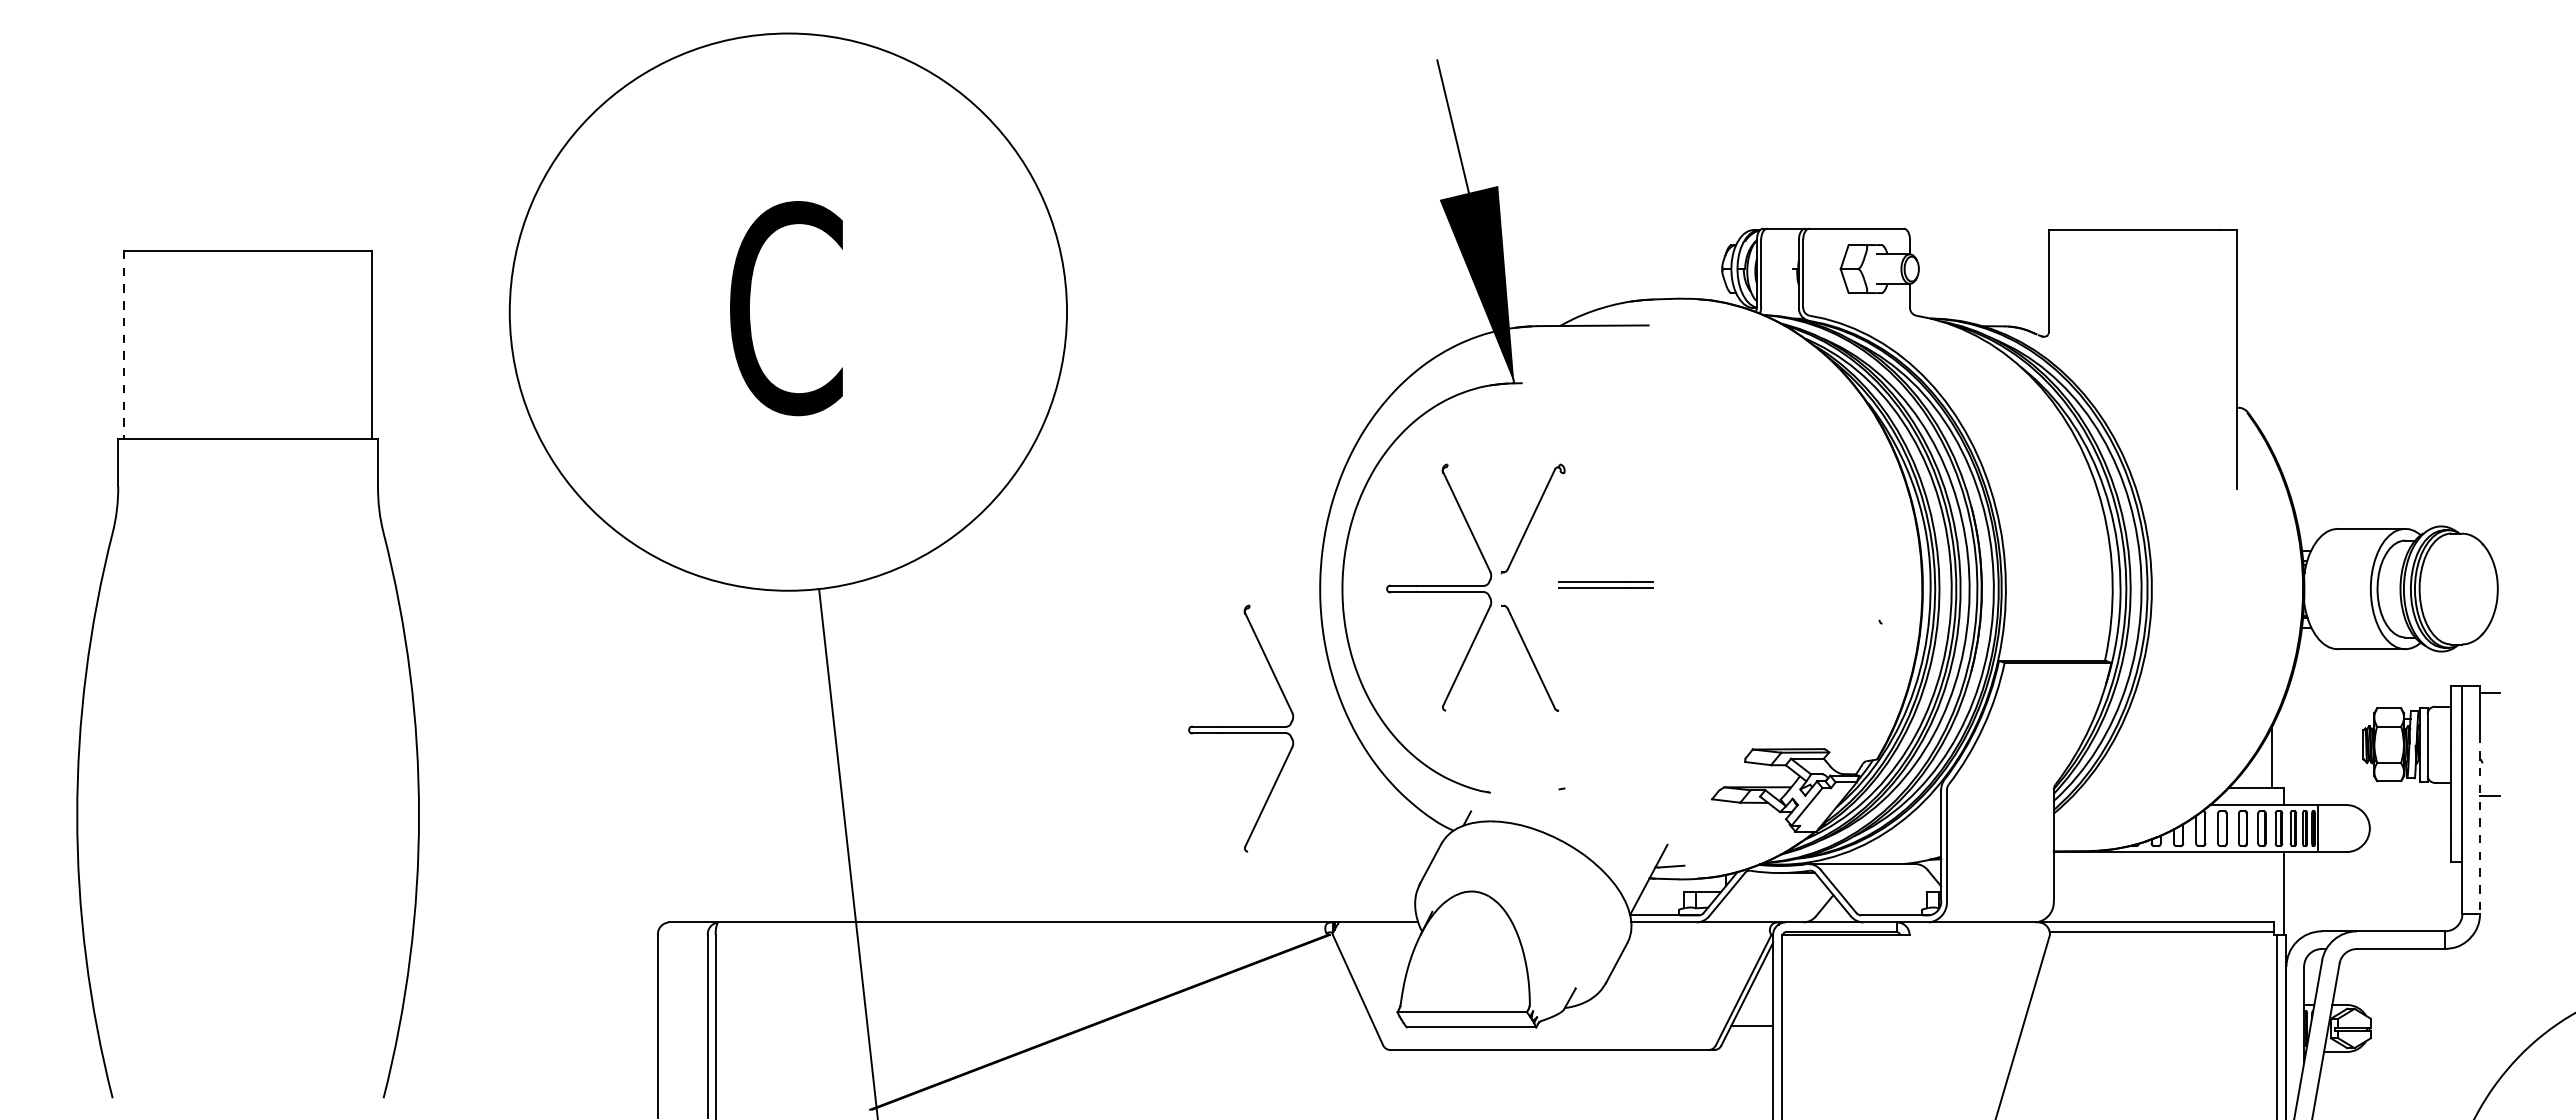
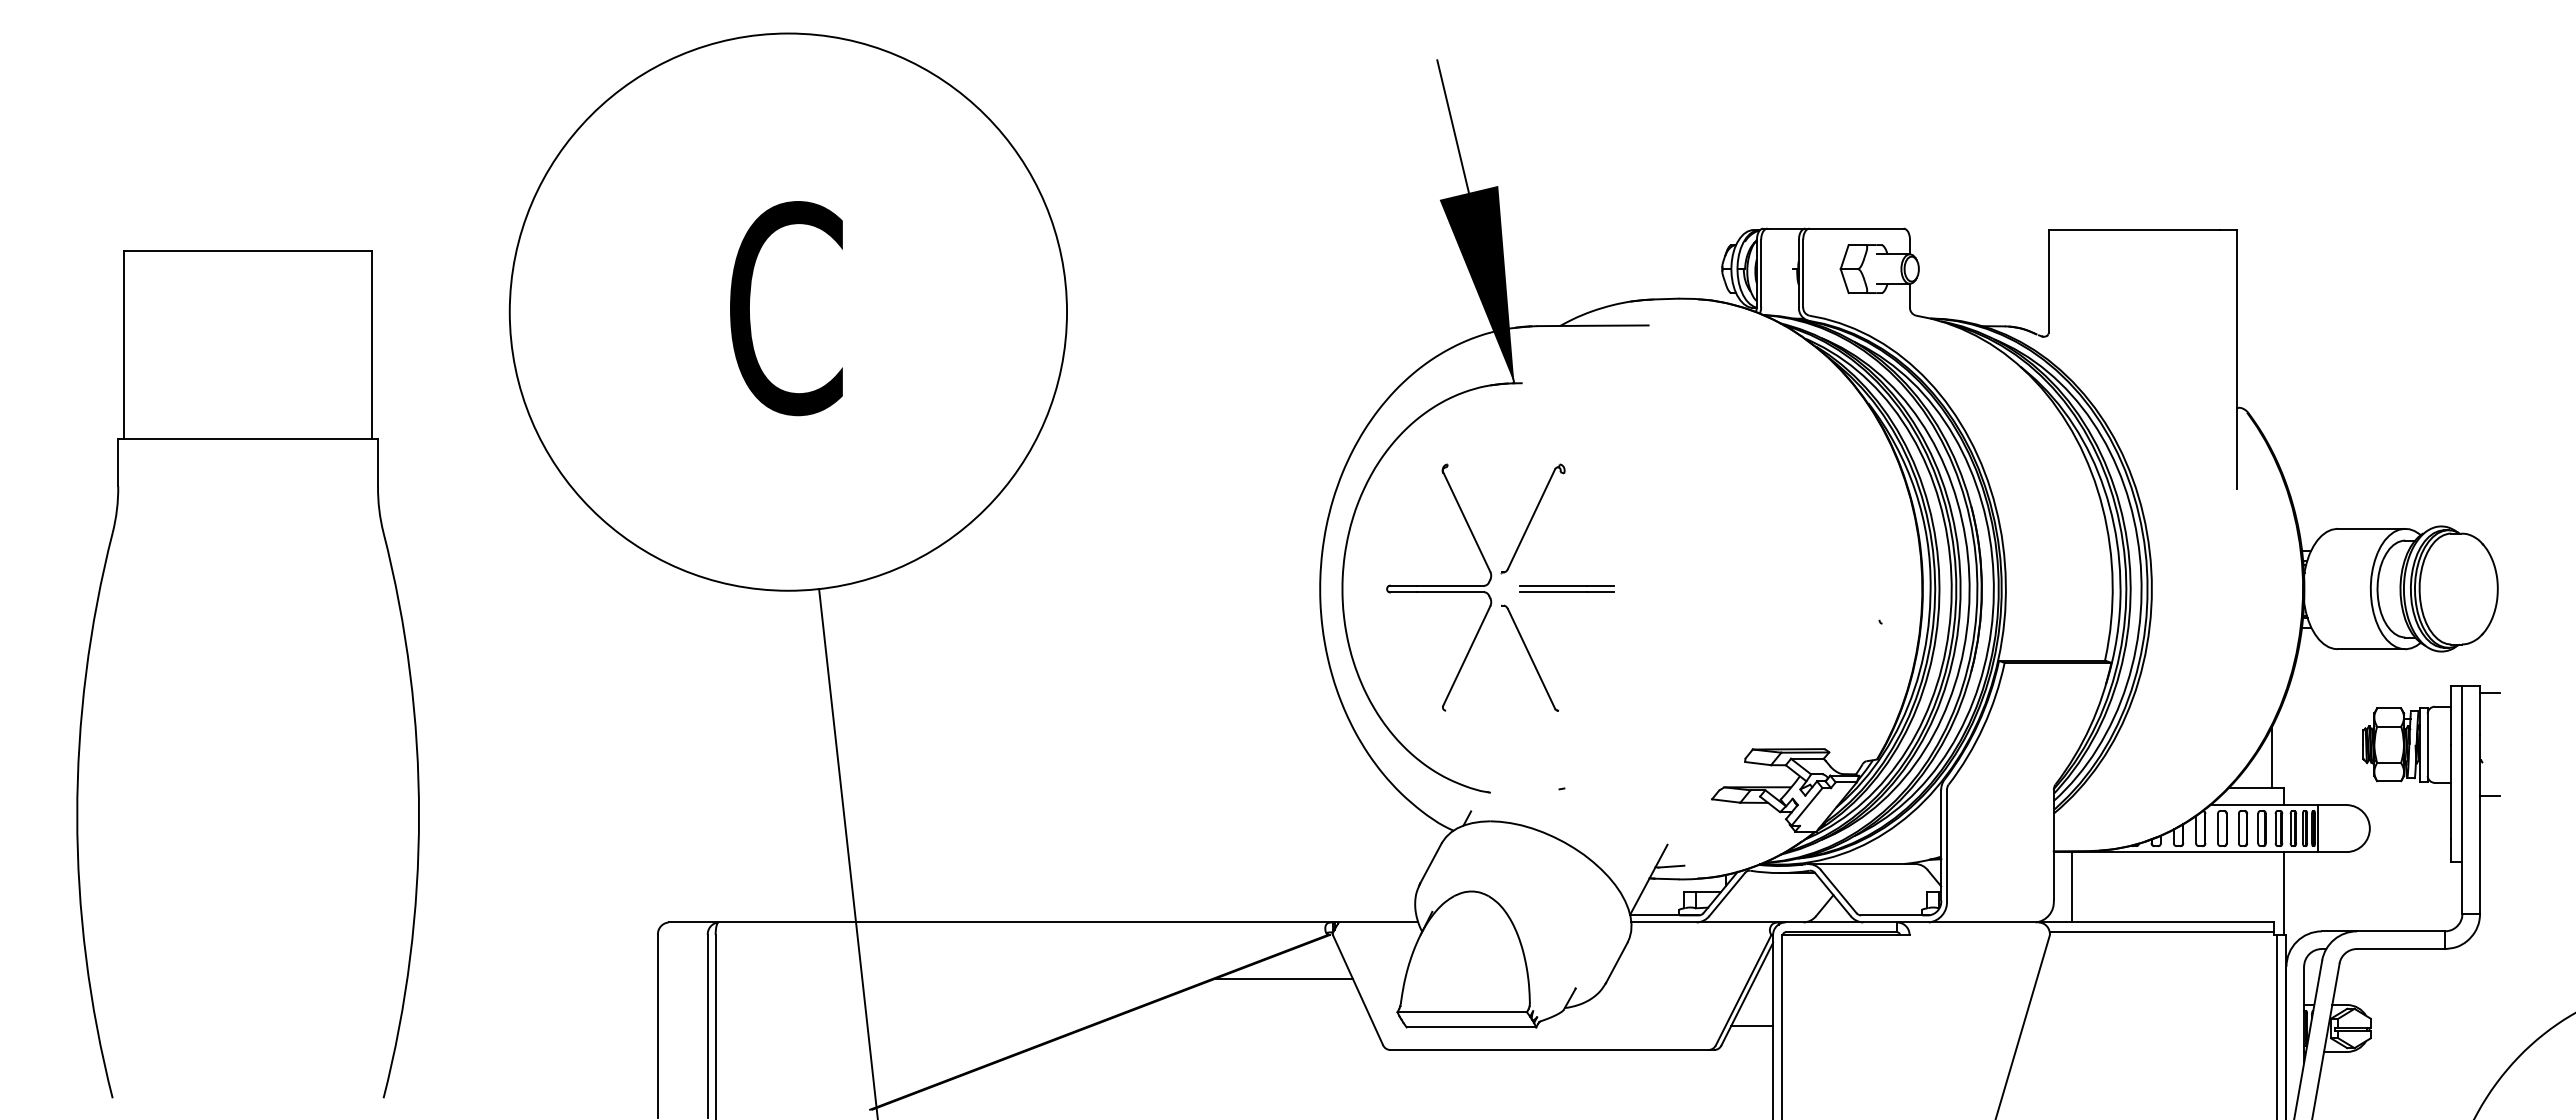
line: dashed -> solid (124, 345)
part position: (1605, 584) -> (1566, 588) (1566, 588)
part: present -> none (1241, 728)
line: dashed -> solid (2480, 824)
line: none -> present (2072, 887)
line: none -> present (1283, 979)
